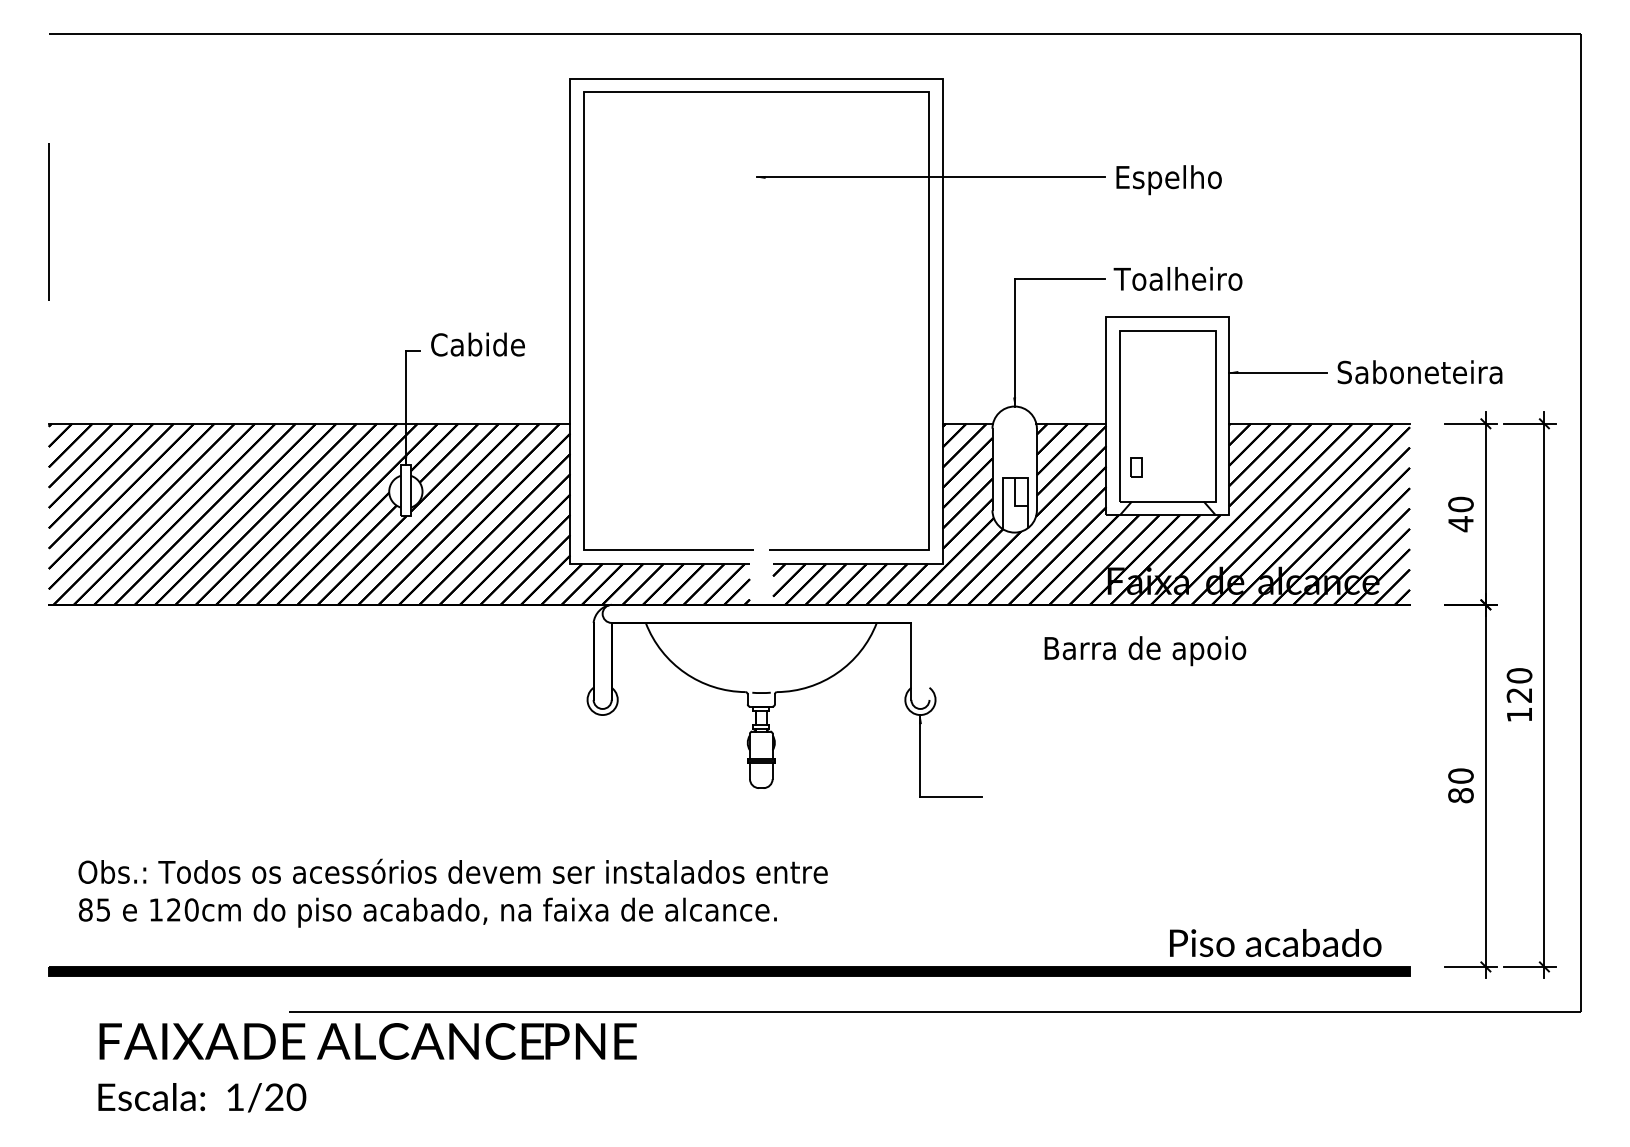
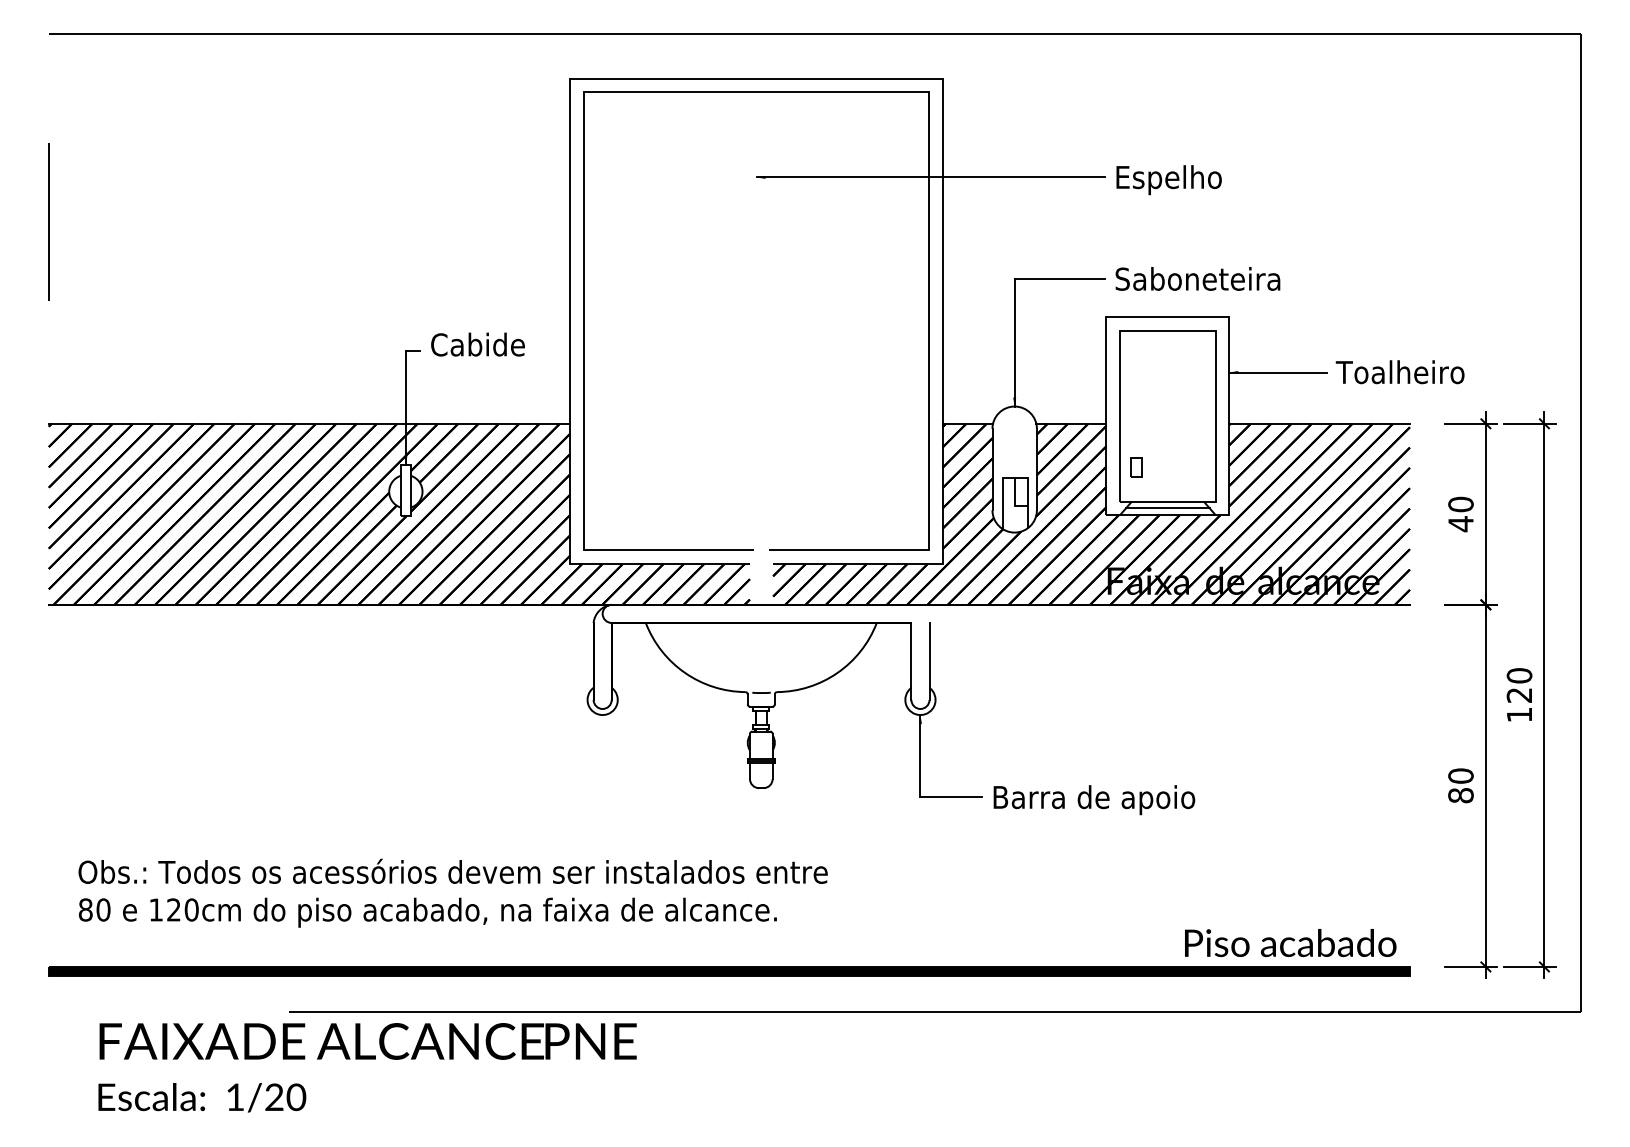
text: Toalheiro -> Saboneteira (1196, 278)
text: Saboneteira -> Toalheiro (1418, 372)
line: none -> present (1167, 508)
text position: (1145, 651) -> (1094, 800) (1094, 800)
line: none -> present (929, 660)
text: 85 -> 80 (103, 909)
text position: (1275, 943) -> (1290, 943) (1290, 943)
